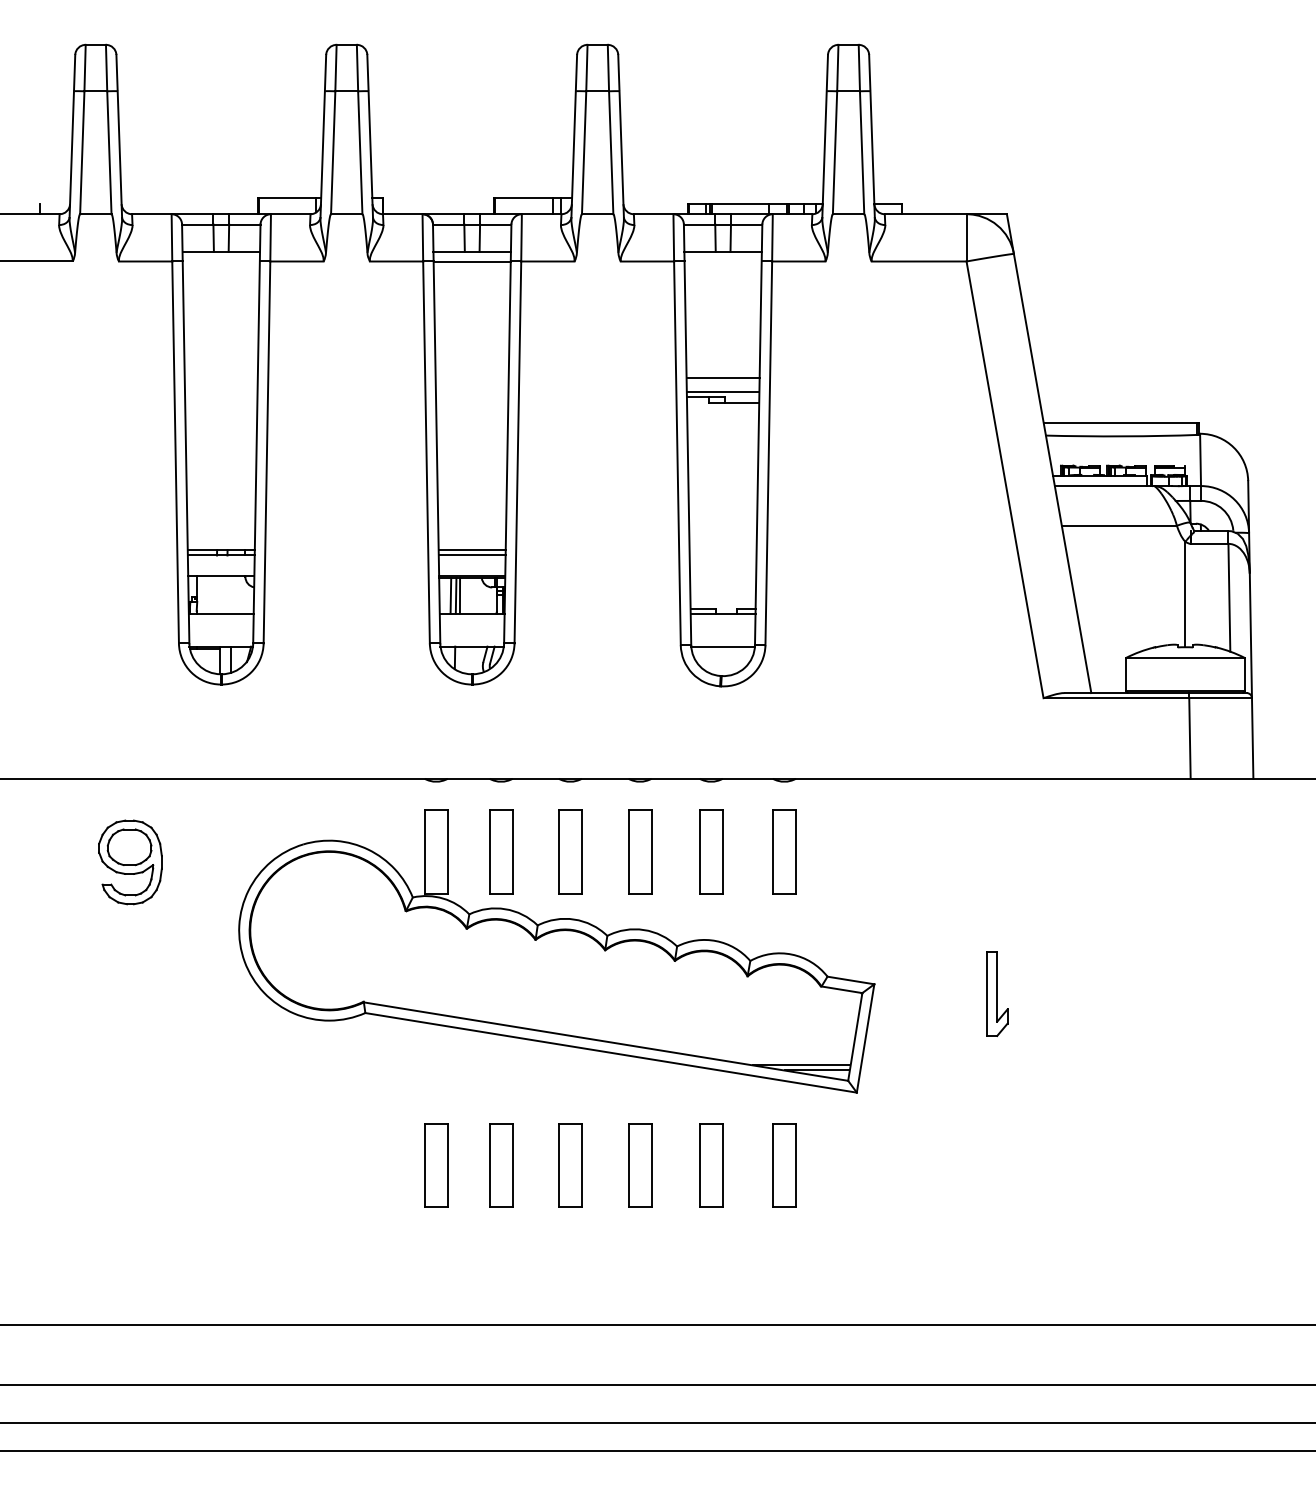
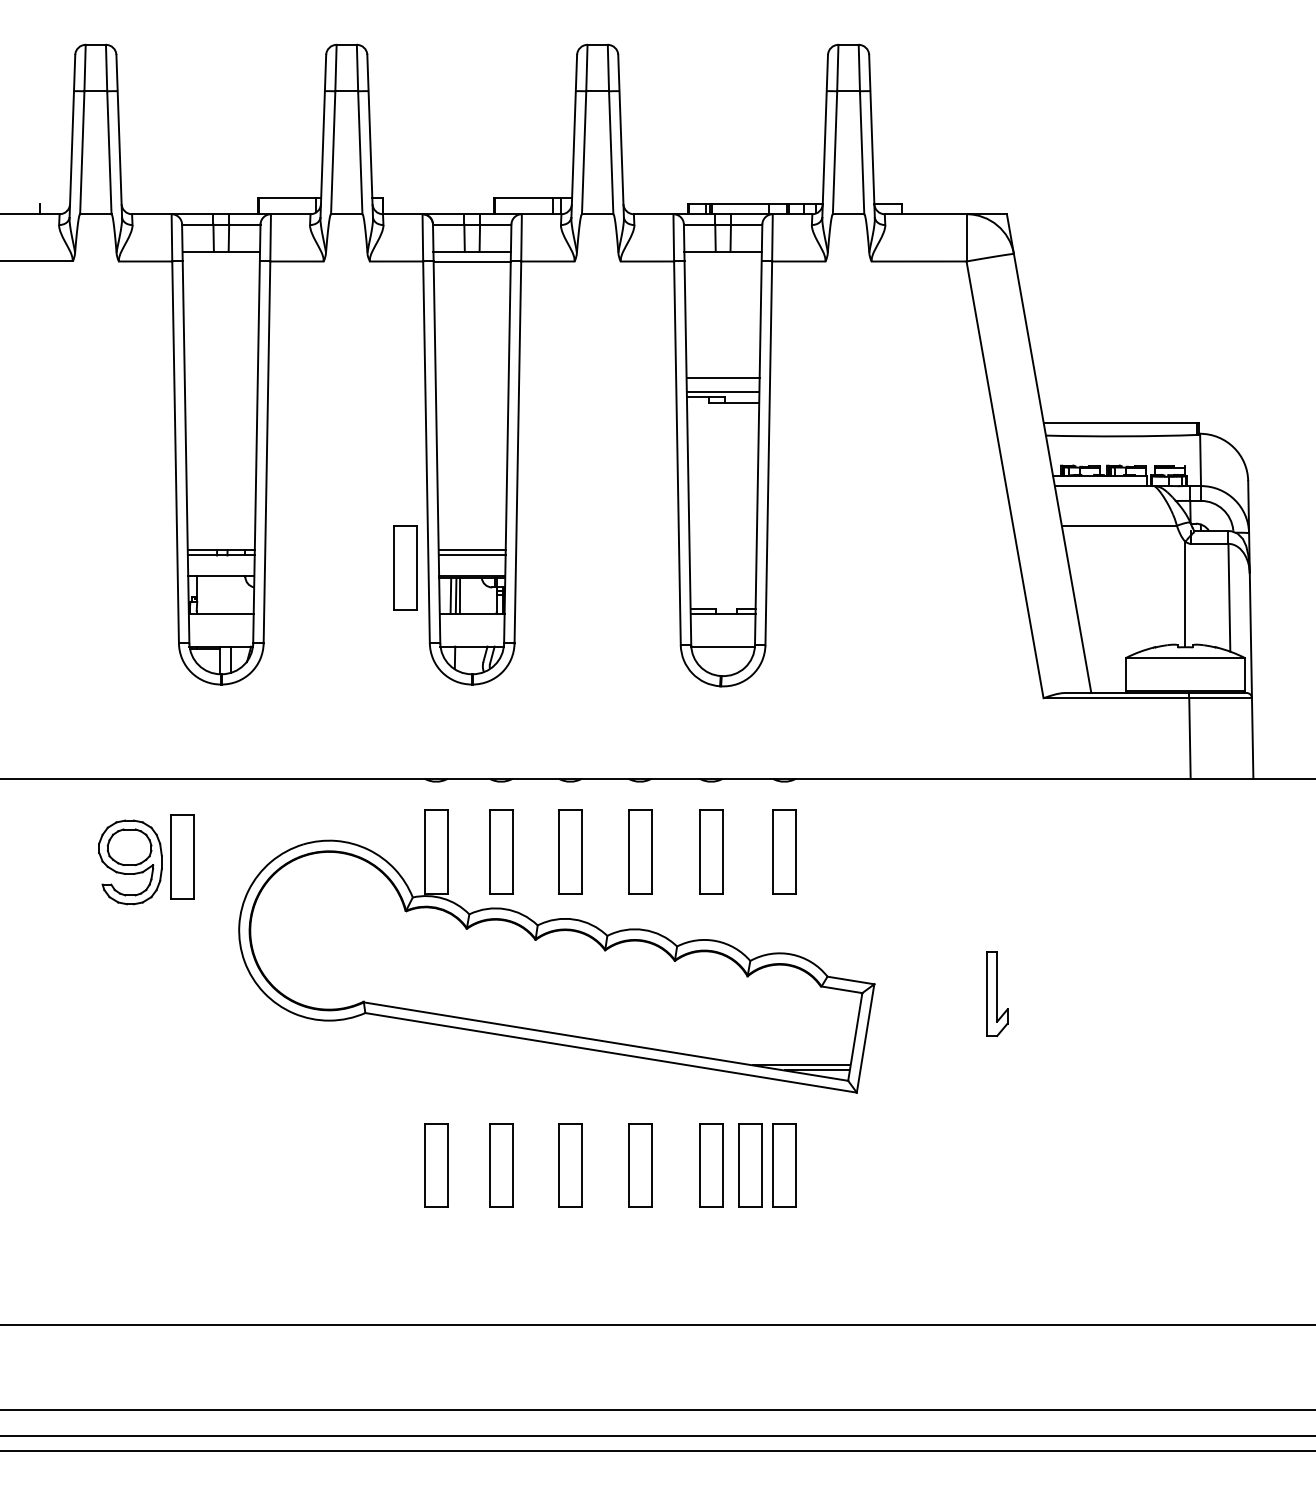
part: none -> present (405, 567)
part: none -> present (182, 856)
part: none -> present (750, 1165)
line position: (657, 1384) -> (657, 1409) (657, 1409)
line position: (657, 1423) -> (657, 1436) (657, 1436)
